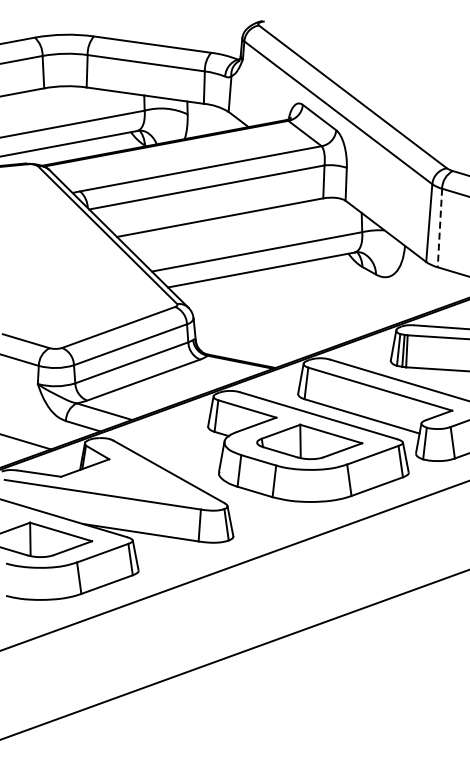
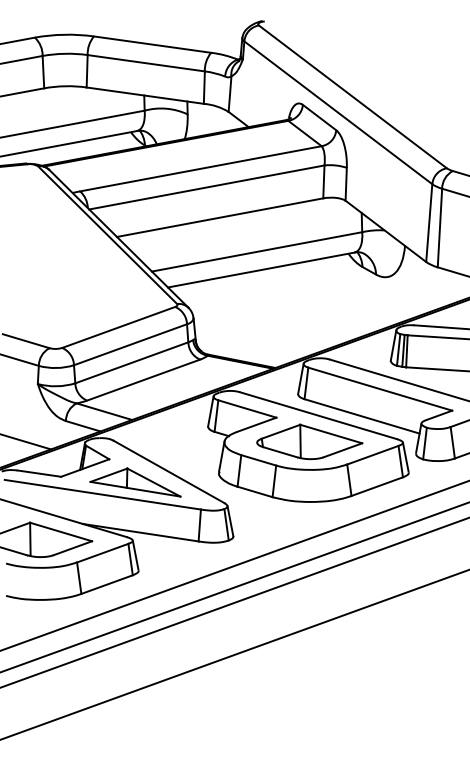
line: dashed -> solid (439, 228)
part: none -> present (135, 482)
line: none -> present (234, 587)
line: none -> present (234, 602)
